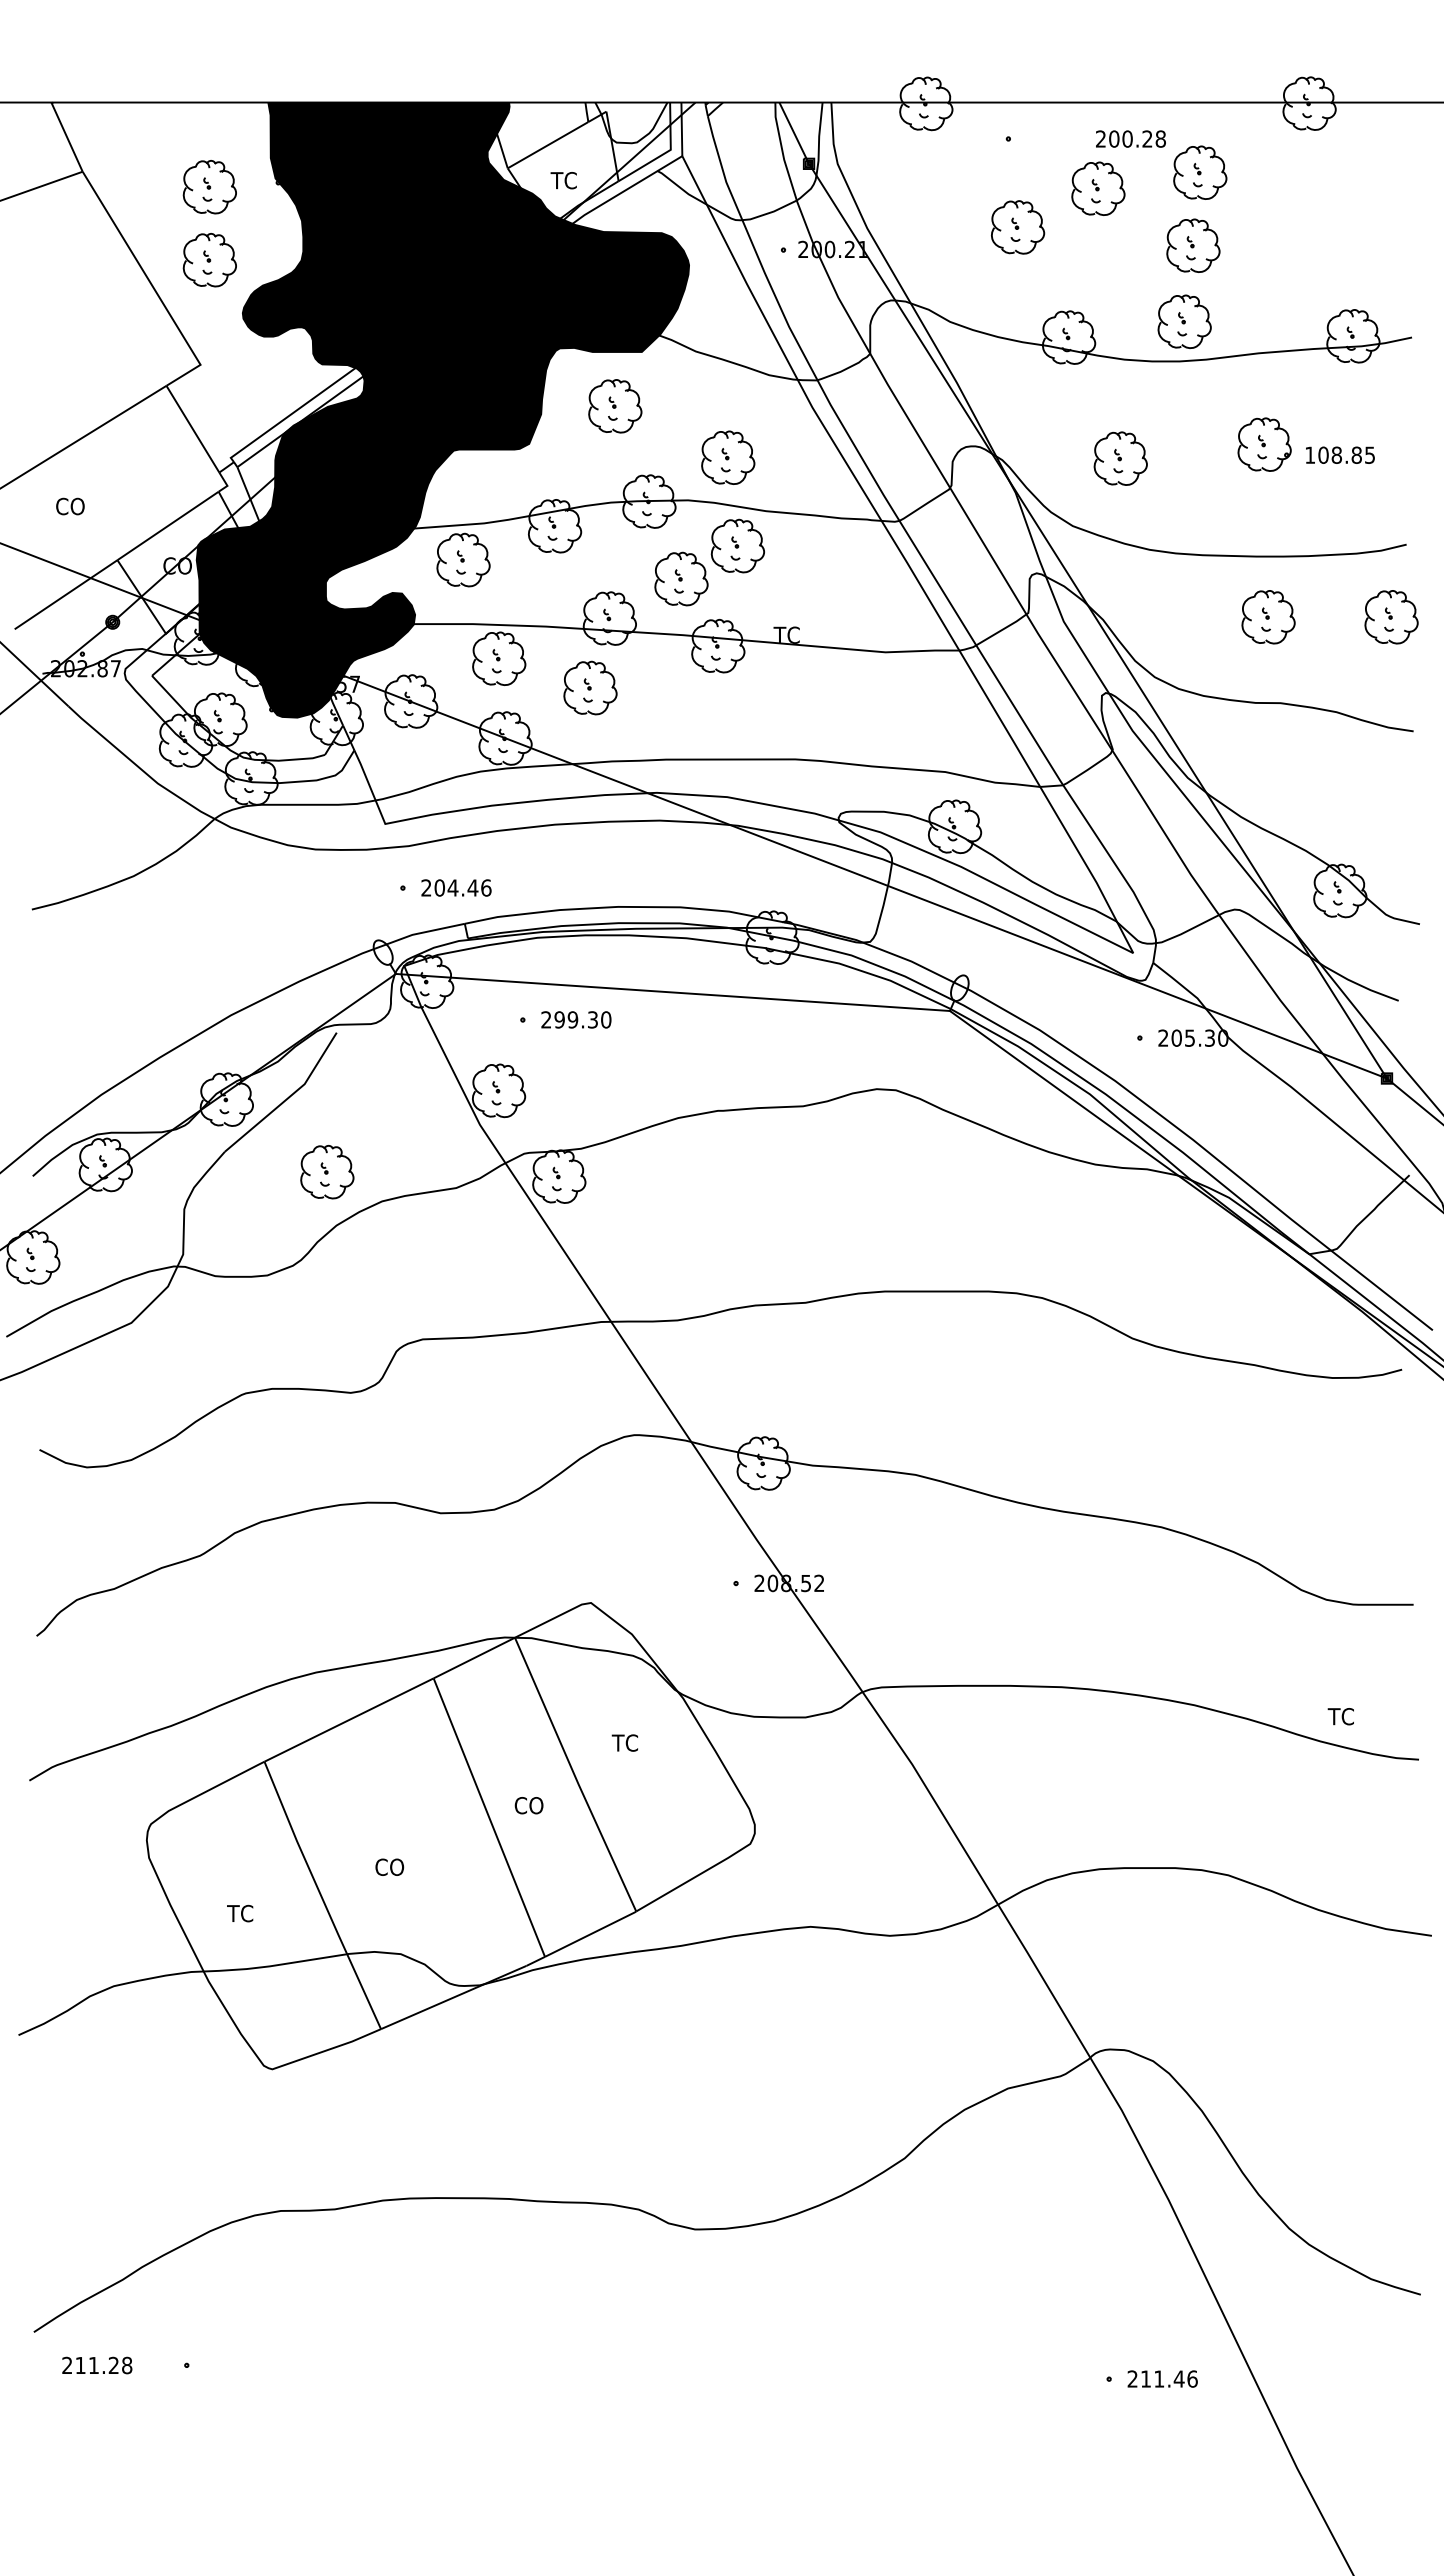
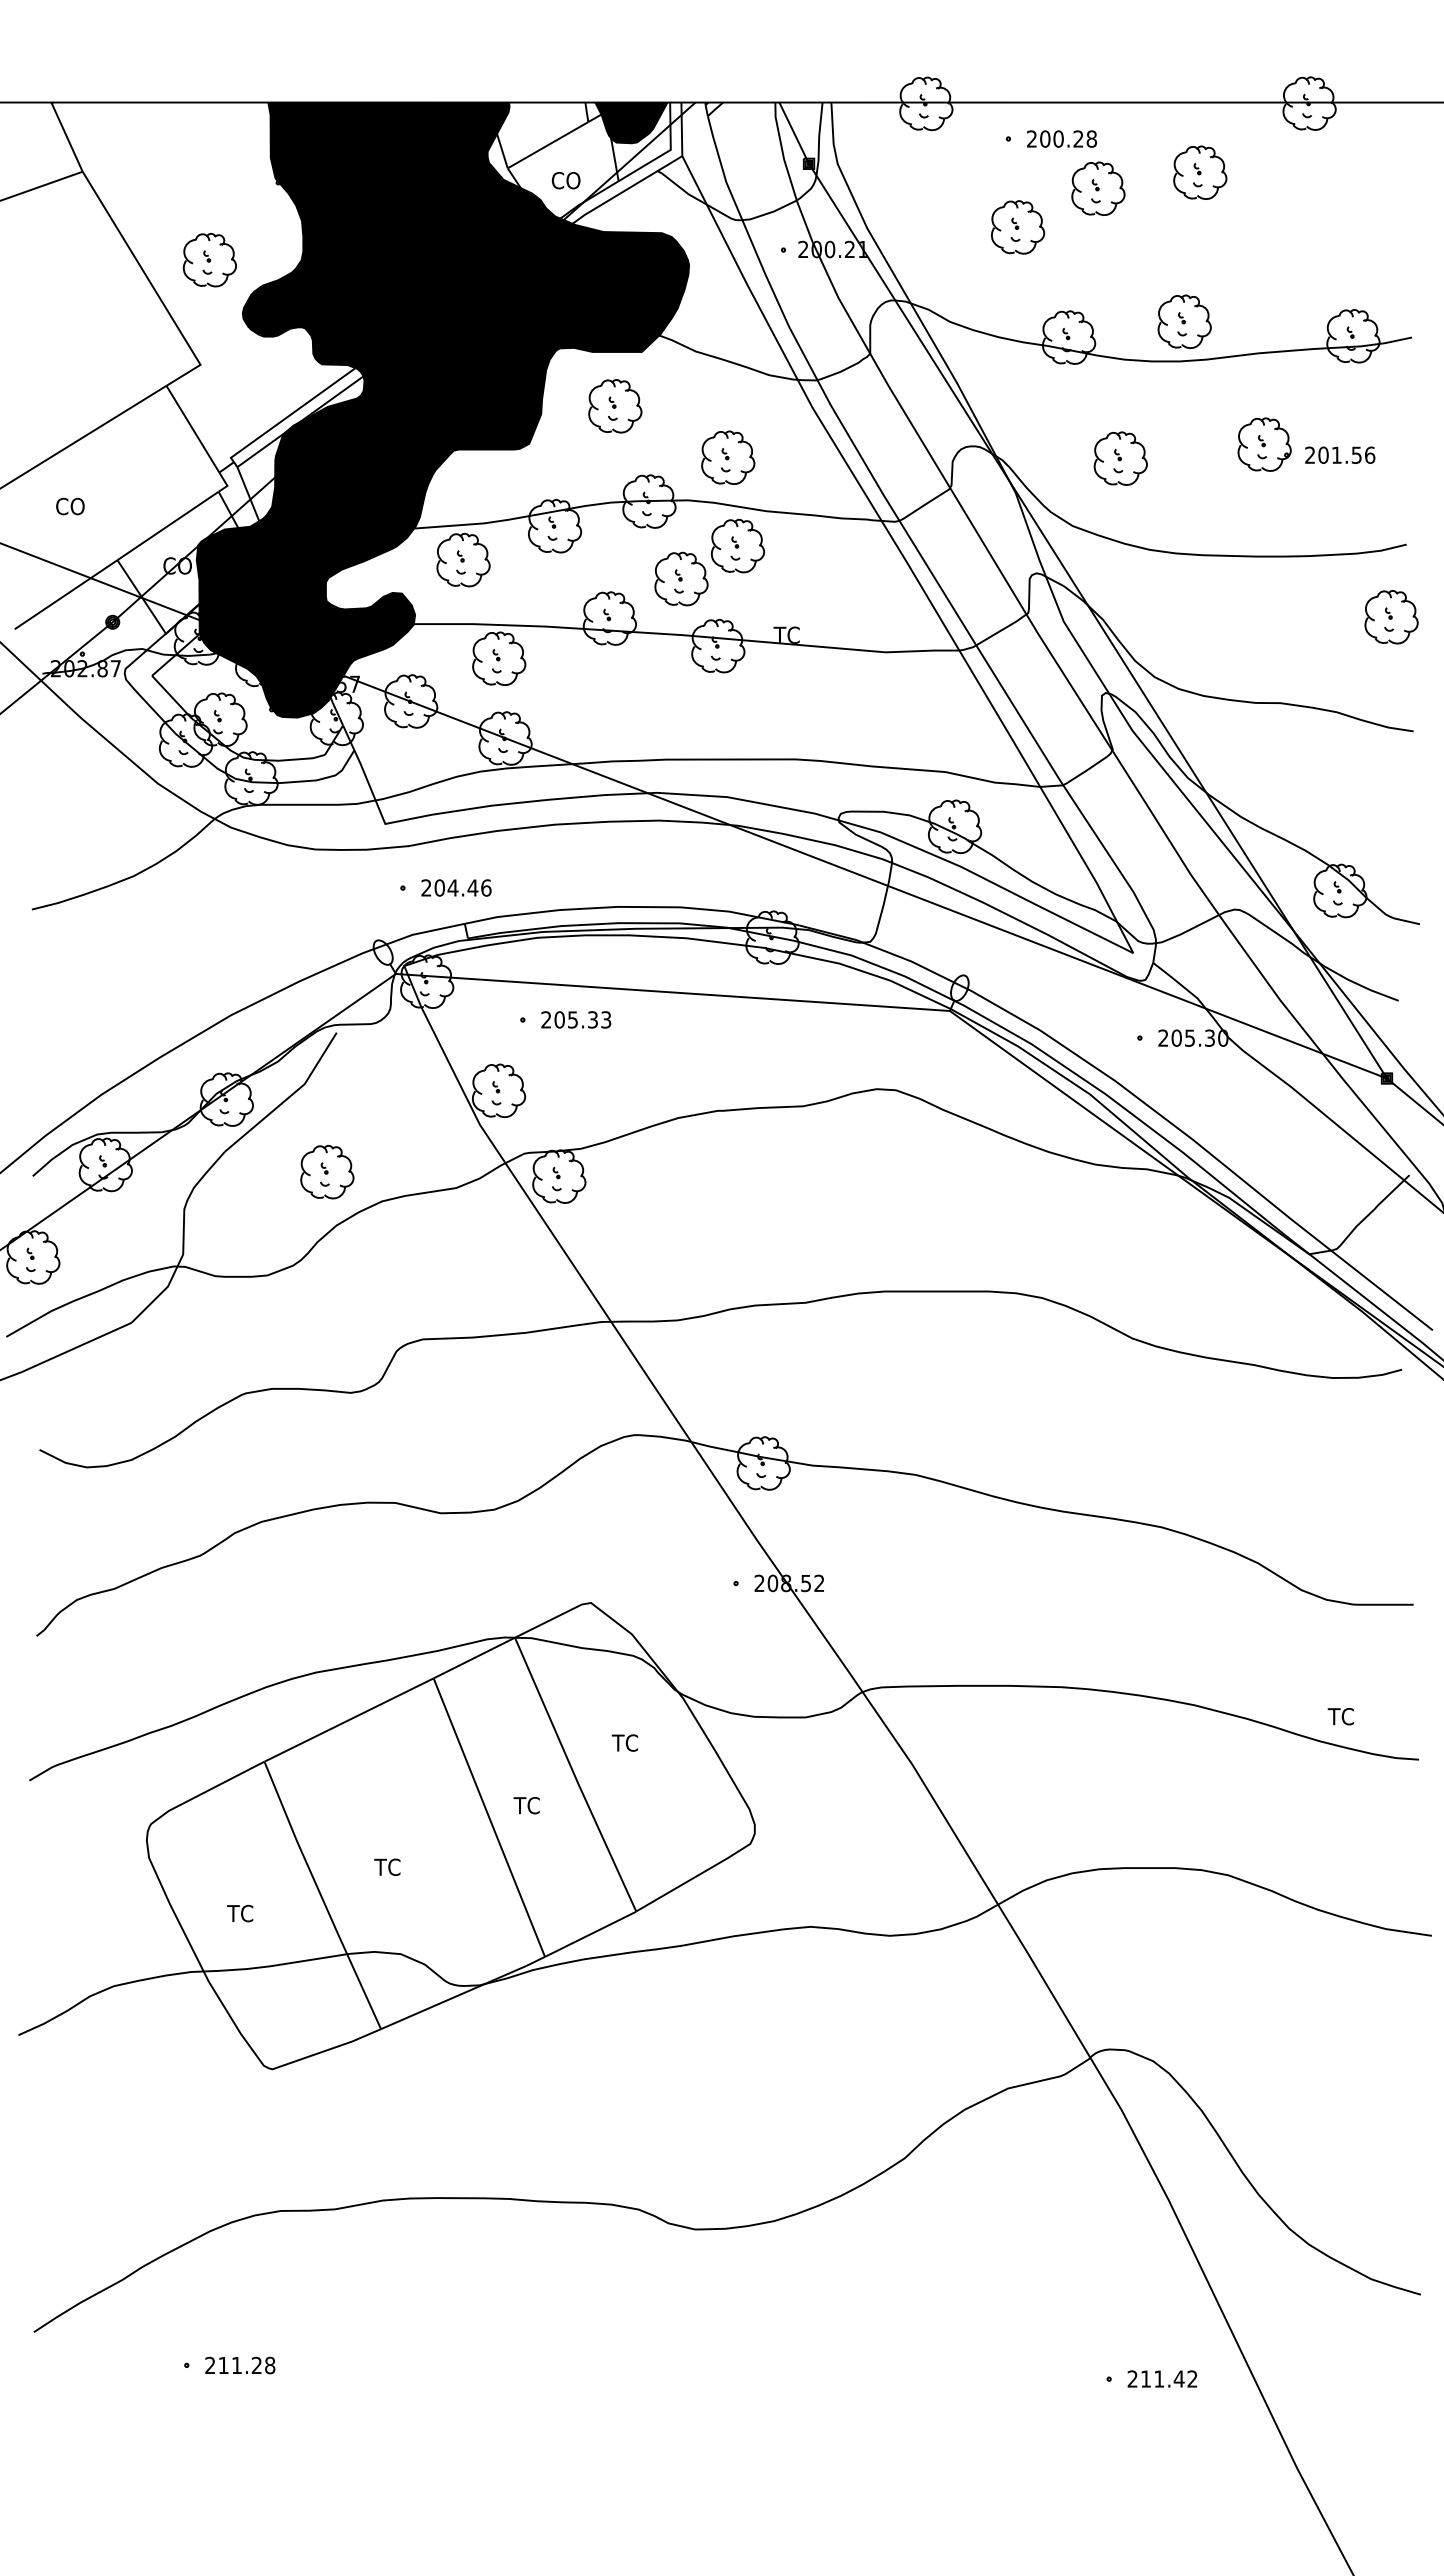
fill: none -> present (631, 122)
text position: (1130, 138) -> (1061, 138) (1061, 138)
text: TC -> CO (565, 180)
part: present -> none (209, 187)
part: present -> none (1193, 245)
text: 108.85 -> 201.56 (1340, 454)
part: present -> none (1268, 617)
part: present -> none (590, 687)
text: 299.30 -> 205.33 (582, 1019)
text: CO -> TC (528, 1805)
text: CO -> TC (389, 1866)
text position: (97, 2365) -> (240, 2365) (240, 2365)
text: 211.46 -> 211.42 (1192, 2378)
